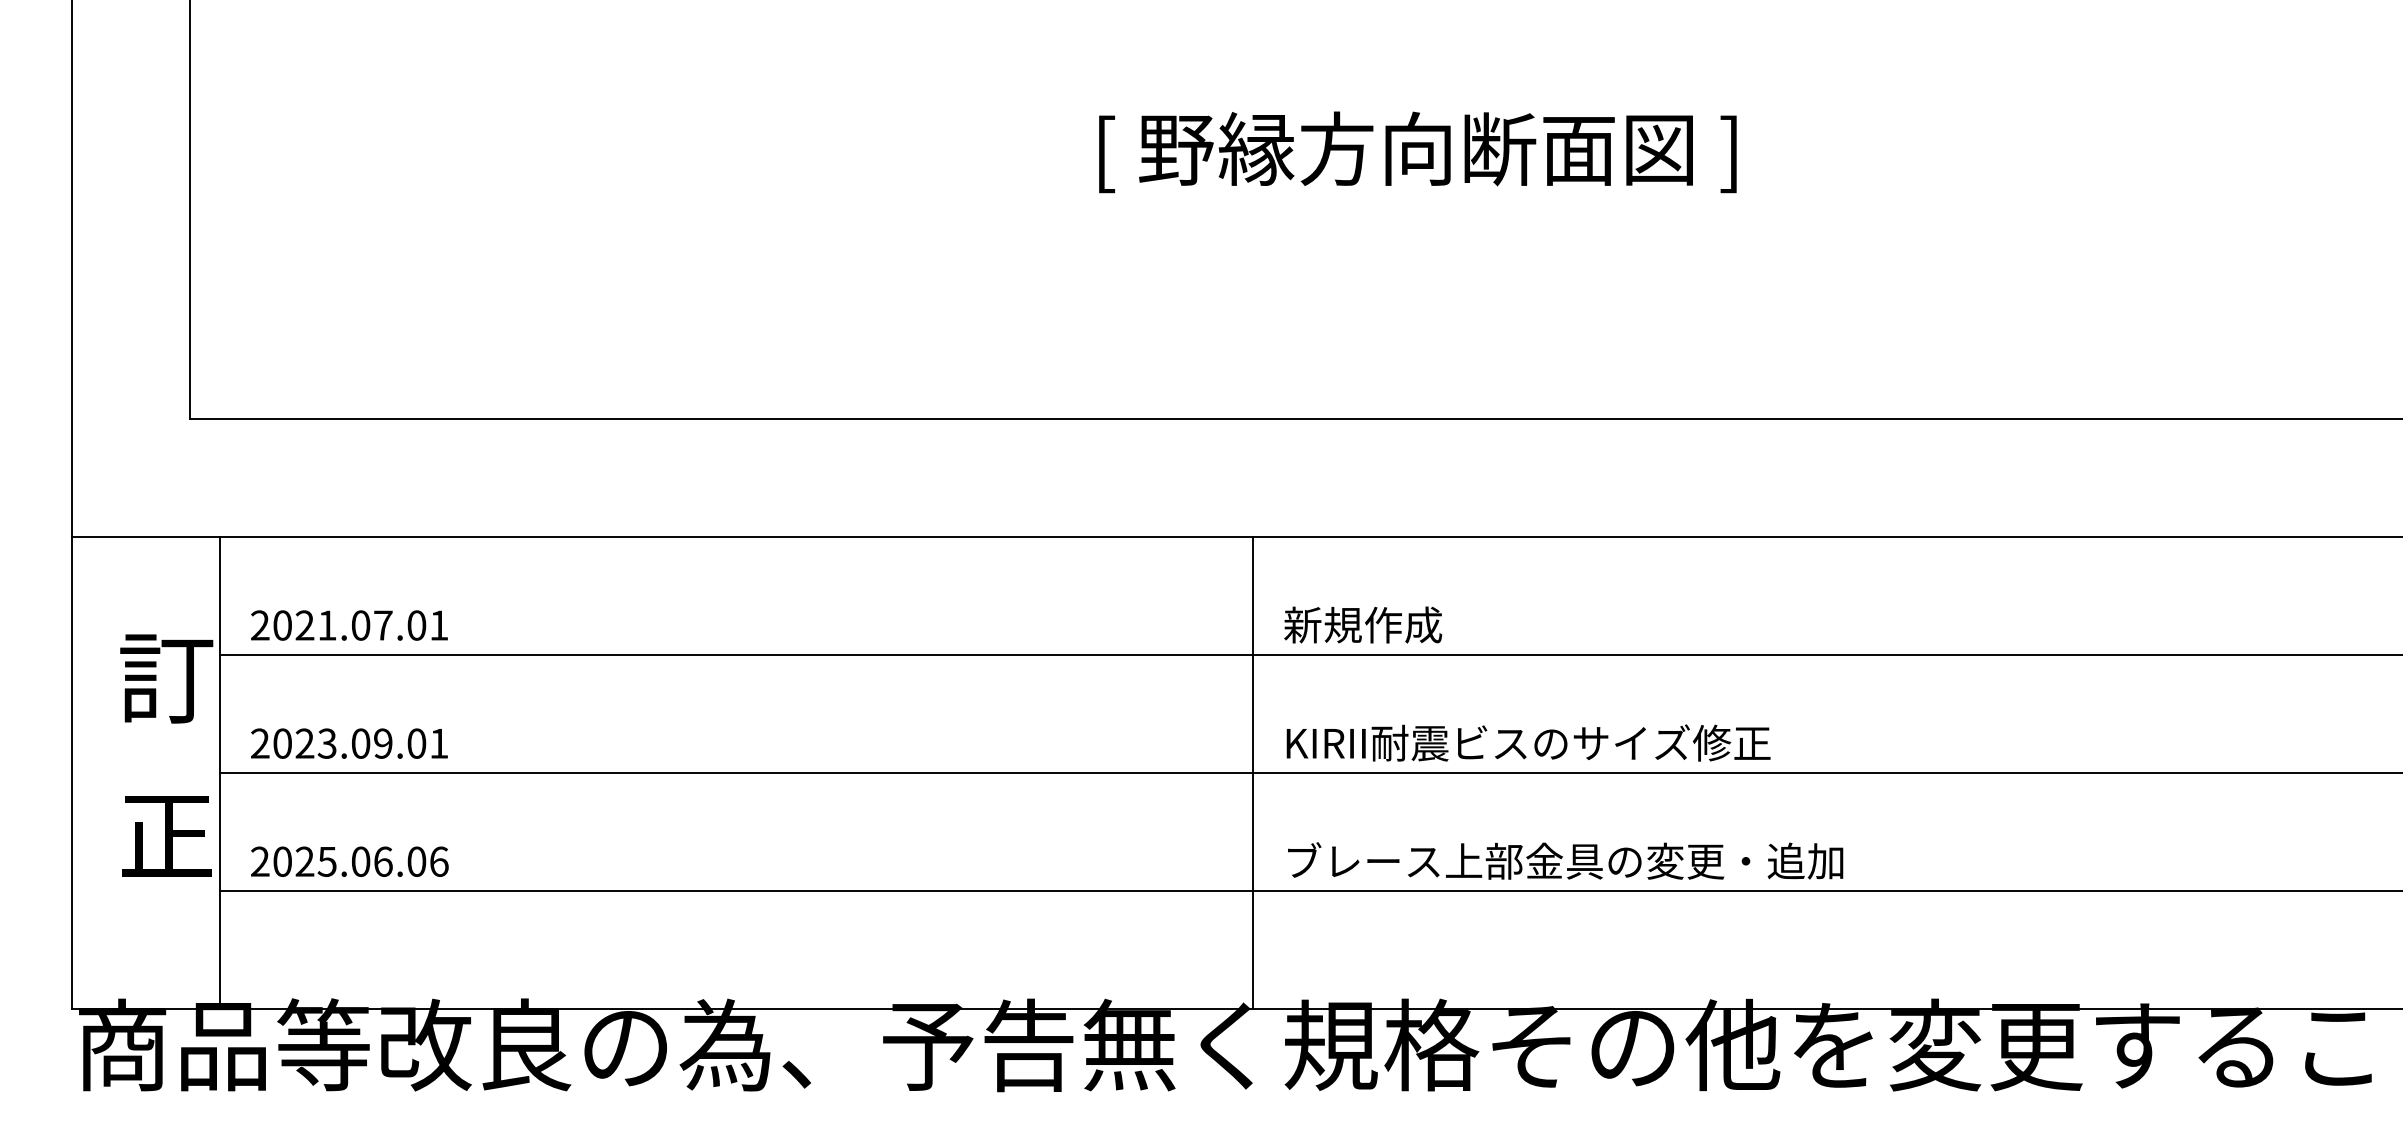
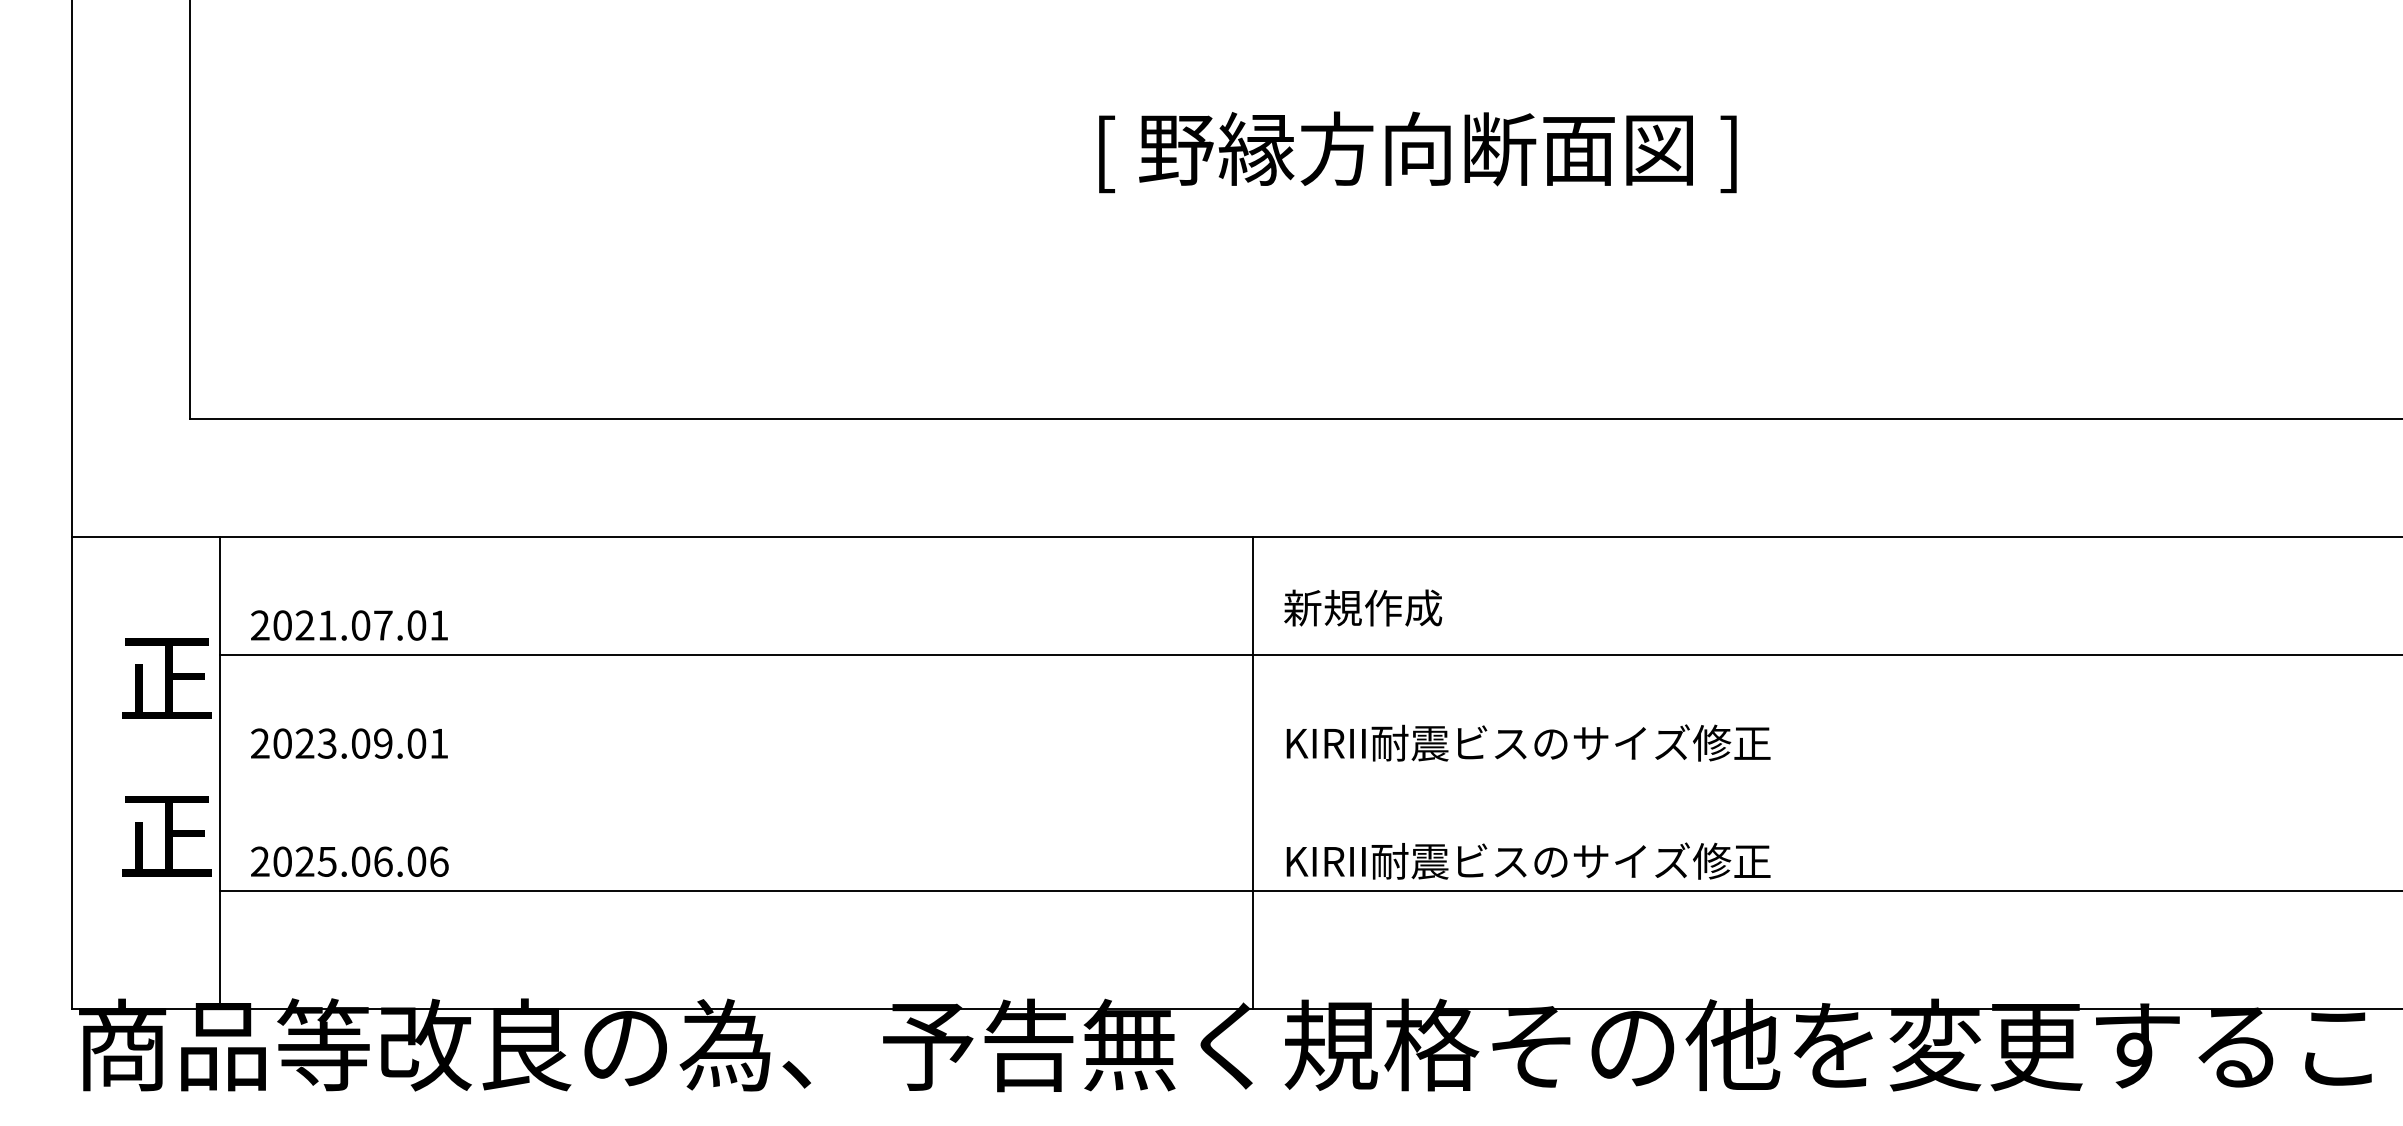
text position: (1363, 624) -> (1363, 607) (1363, 607)
text: 訂 -> 正 (166, 678)
line: present -> none (1309, 773)
text: ブレース上部金具の変更・追加 -> KIRII耐震ビスのサイズ修正 (1564, 860)
